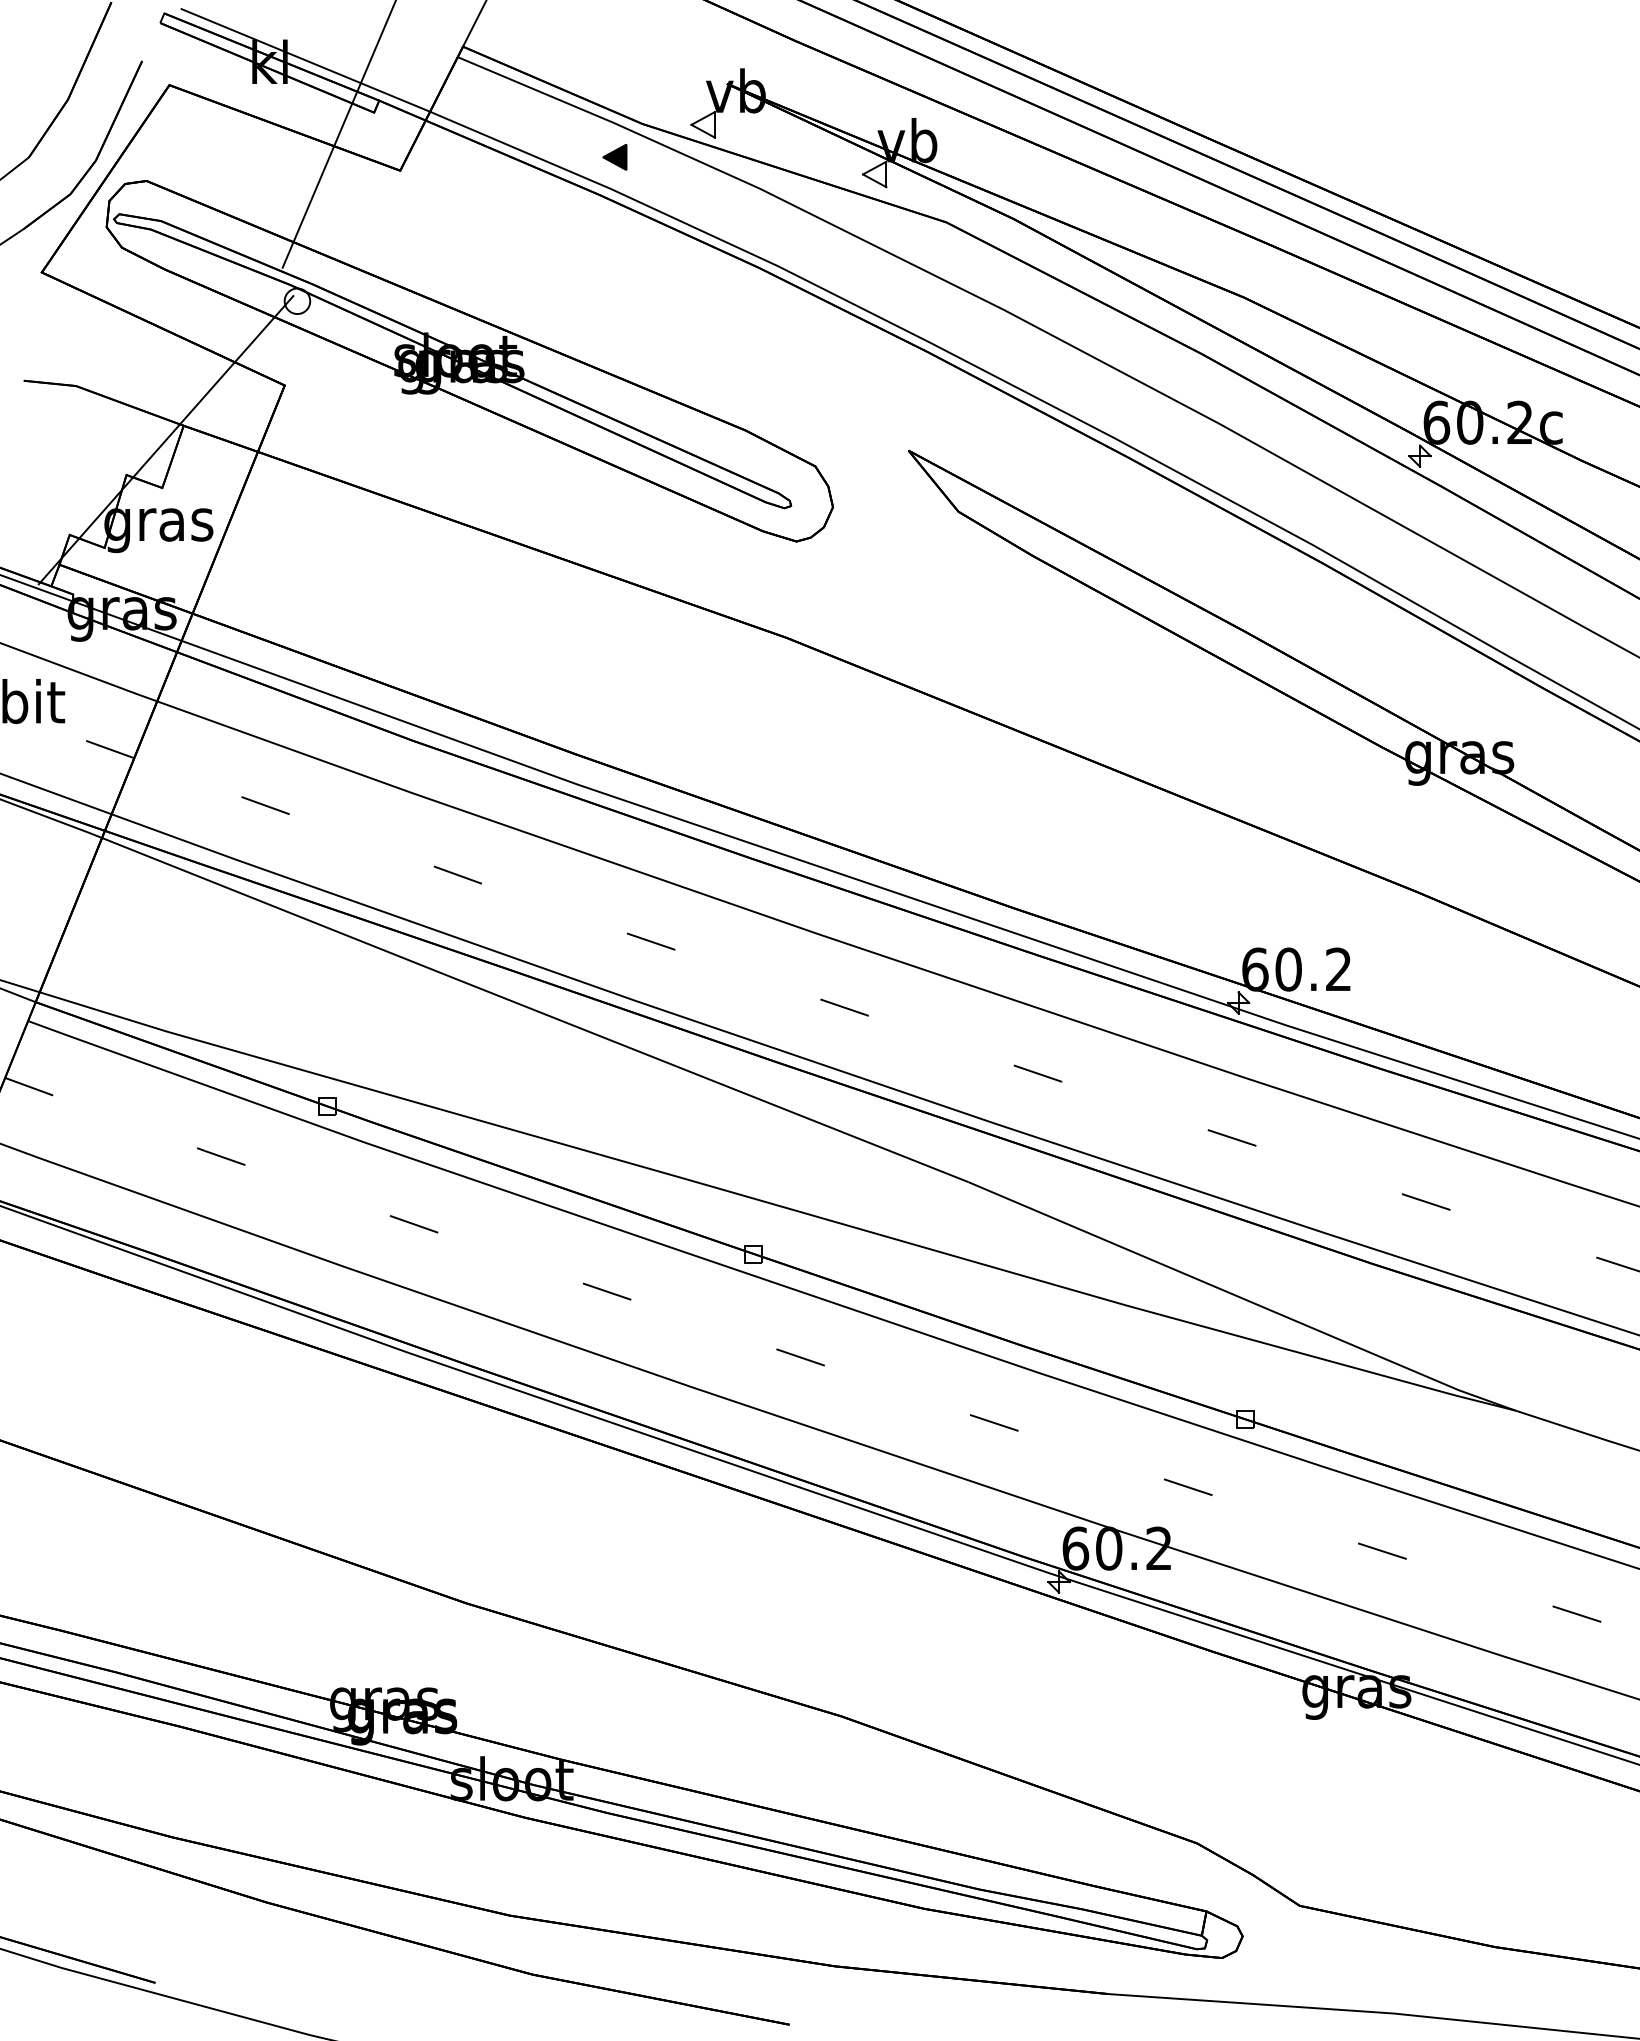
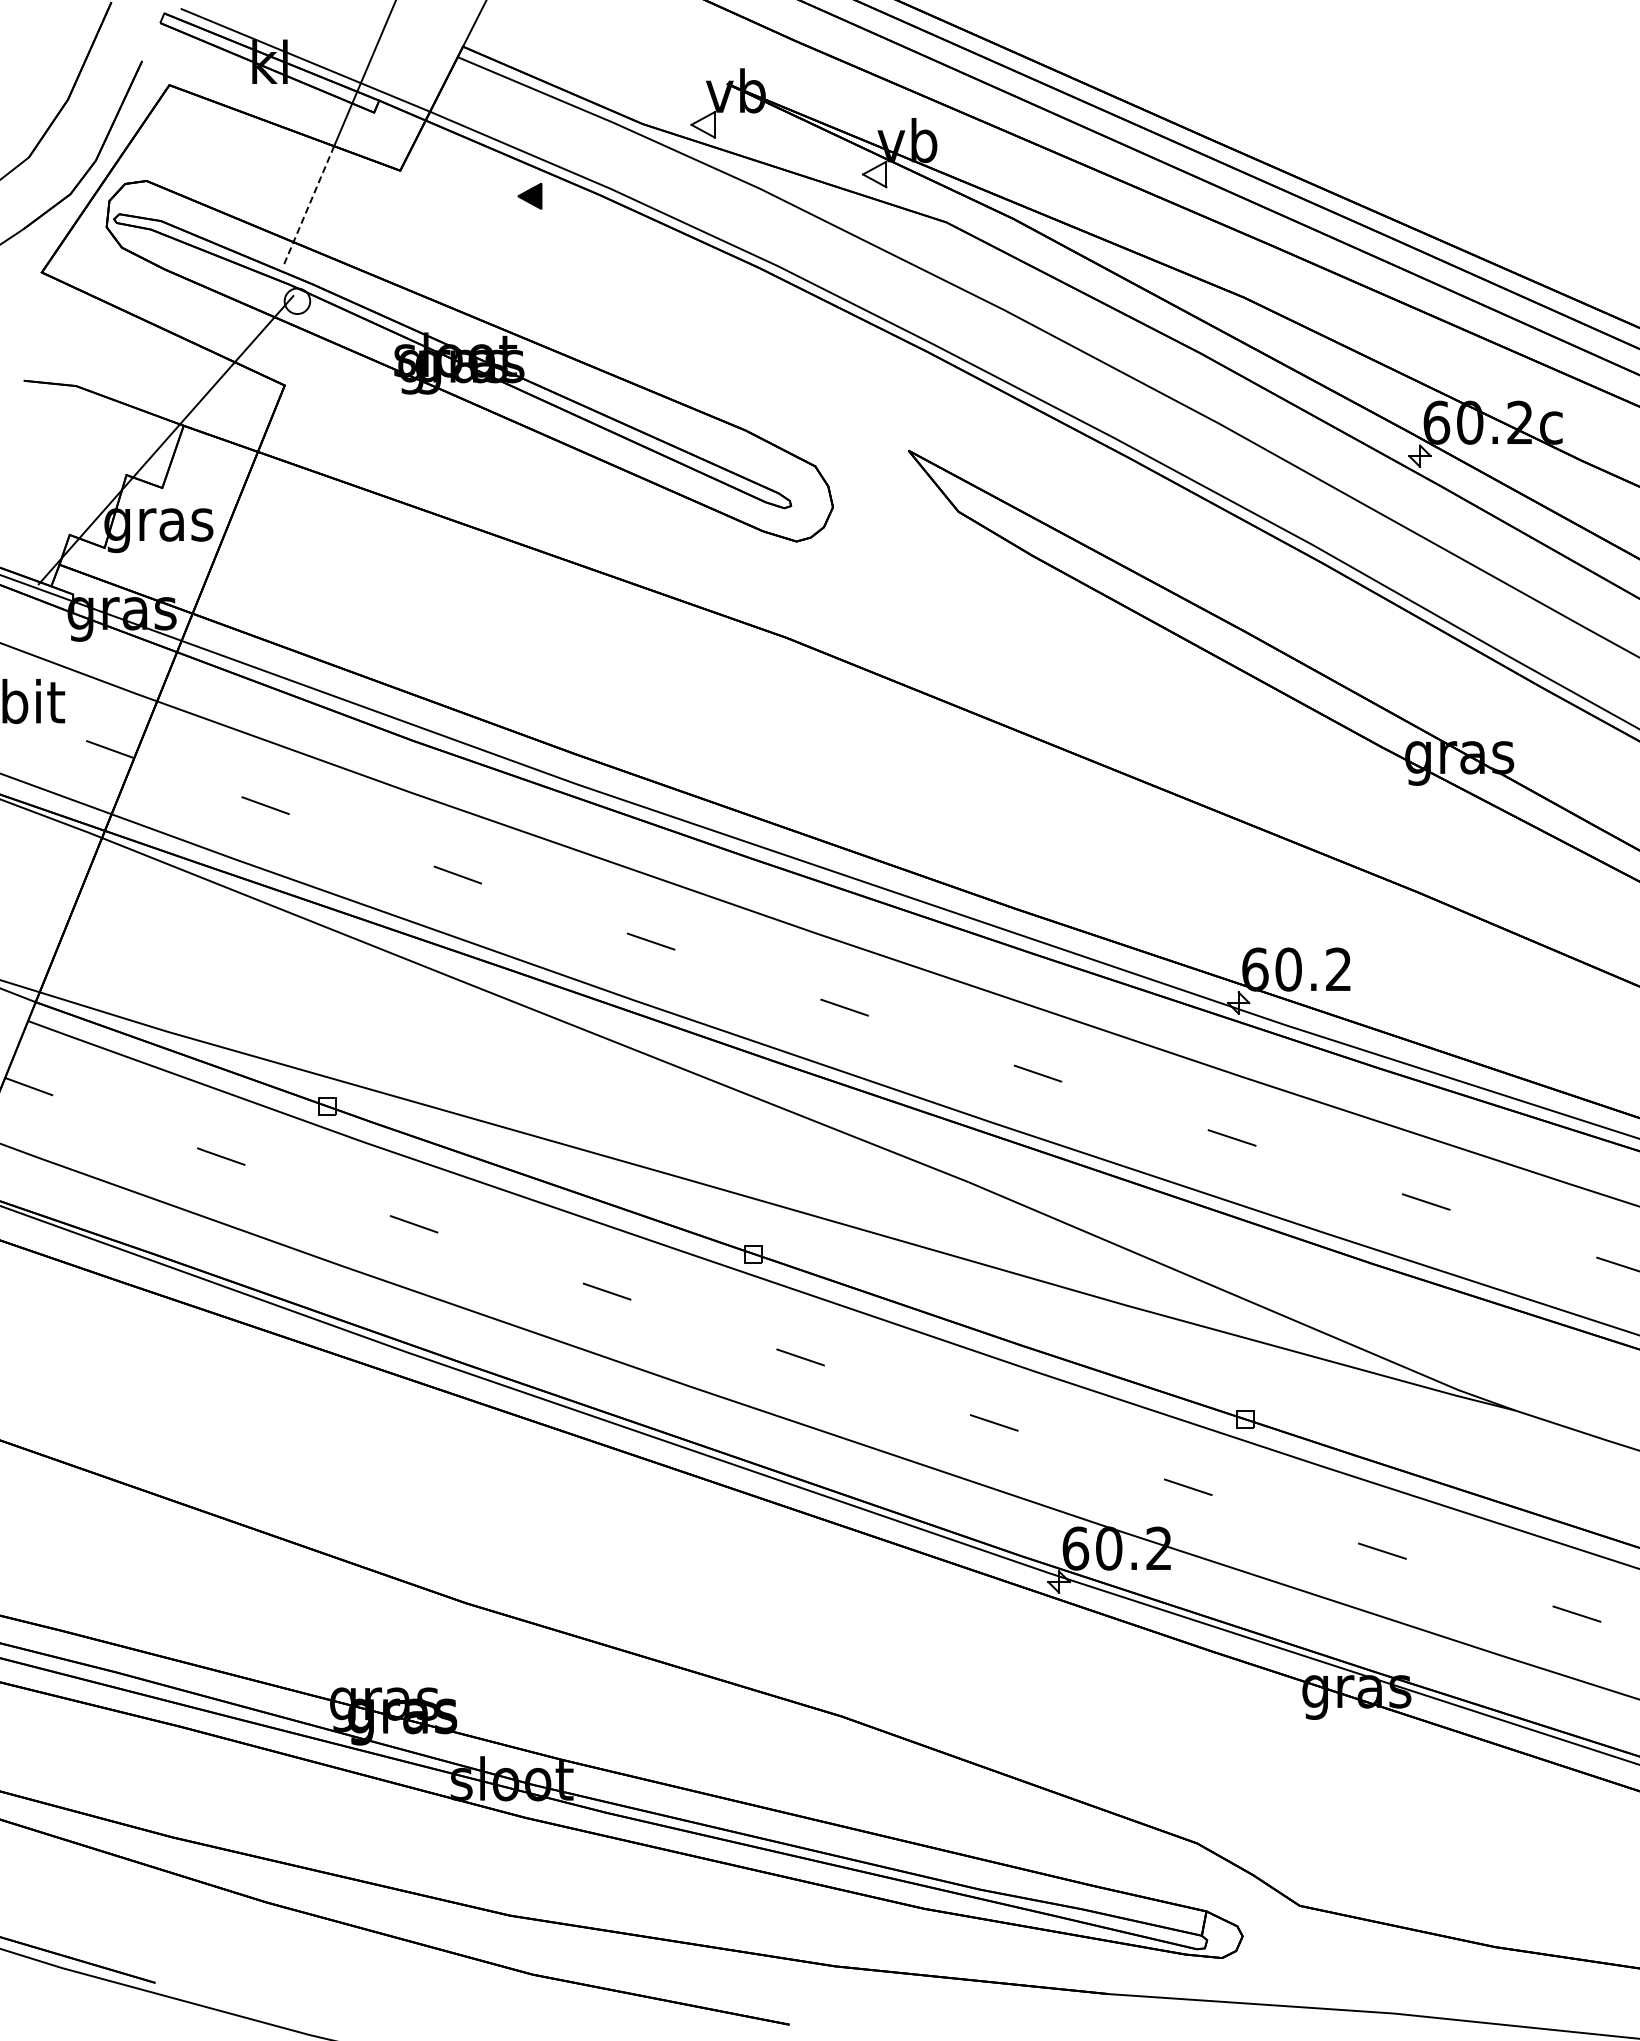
part position: (614, 157) -> (529, 196) (529, 196)
line: solid -> dashed (308, 207)
